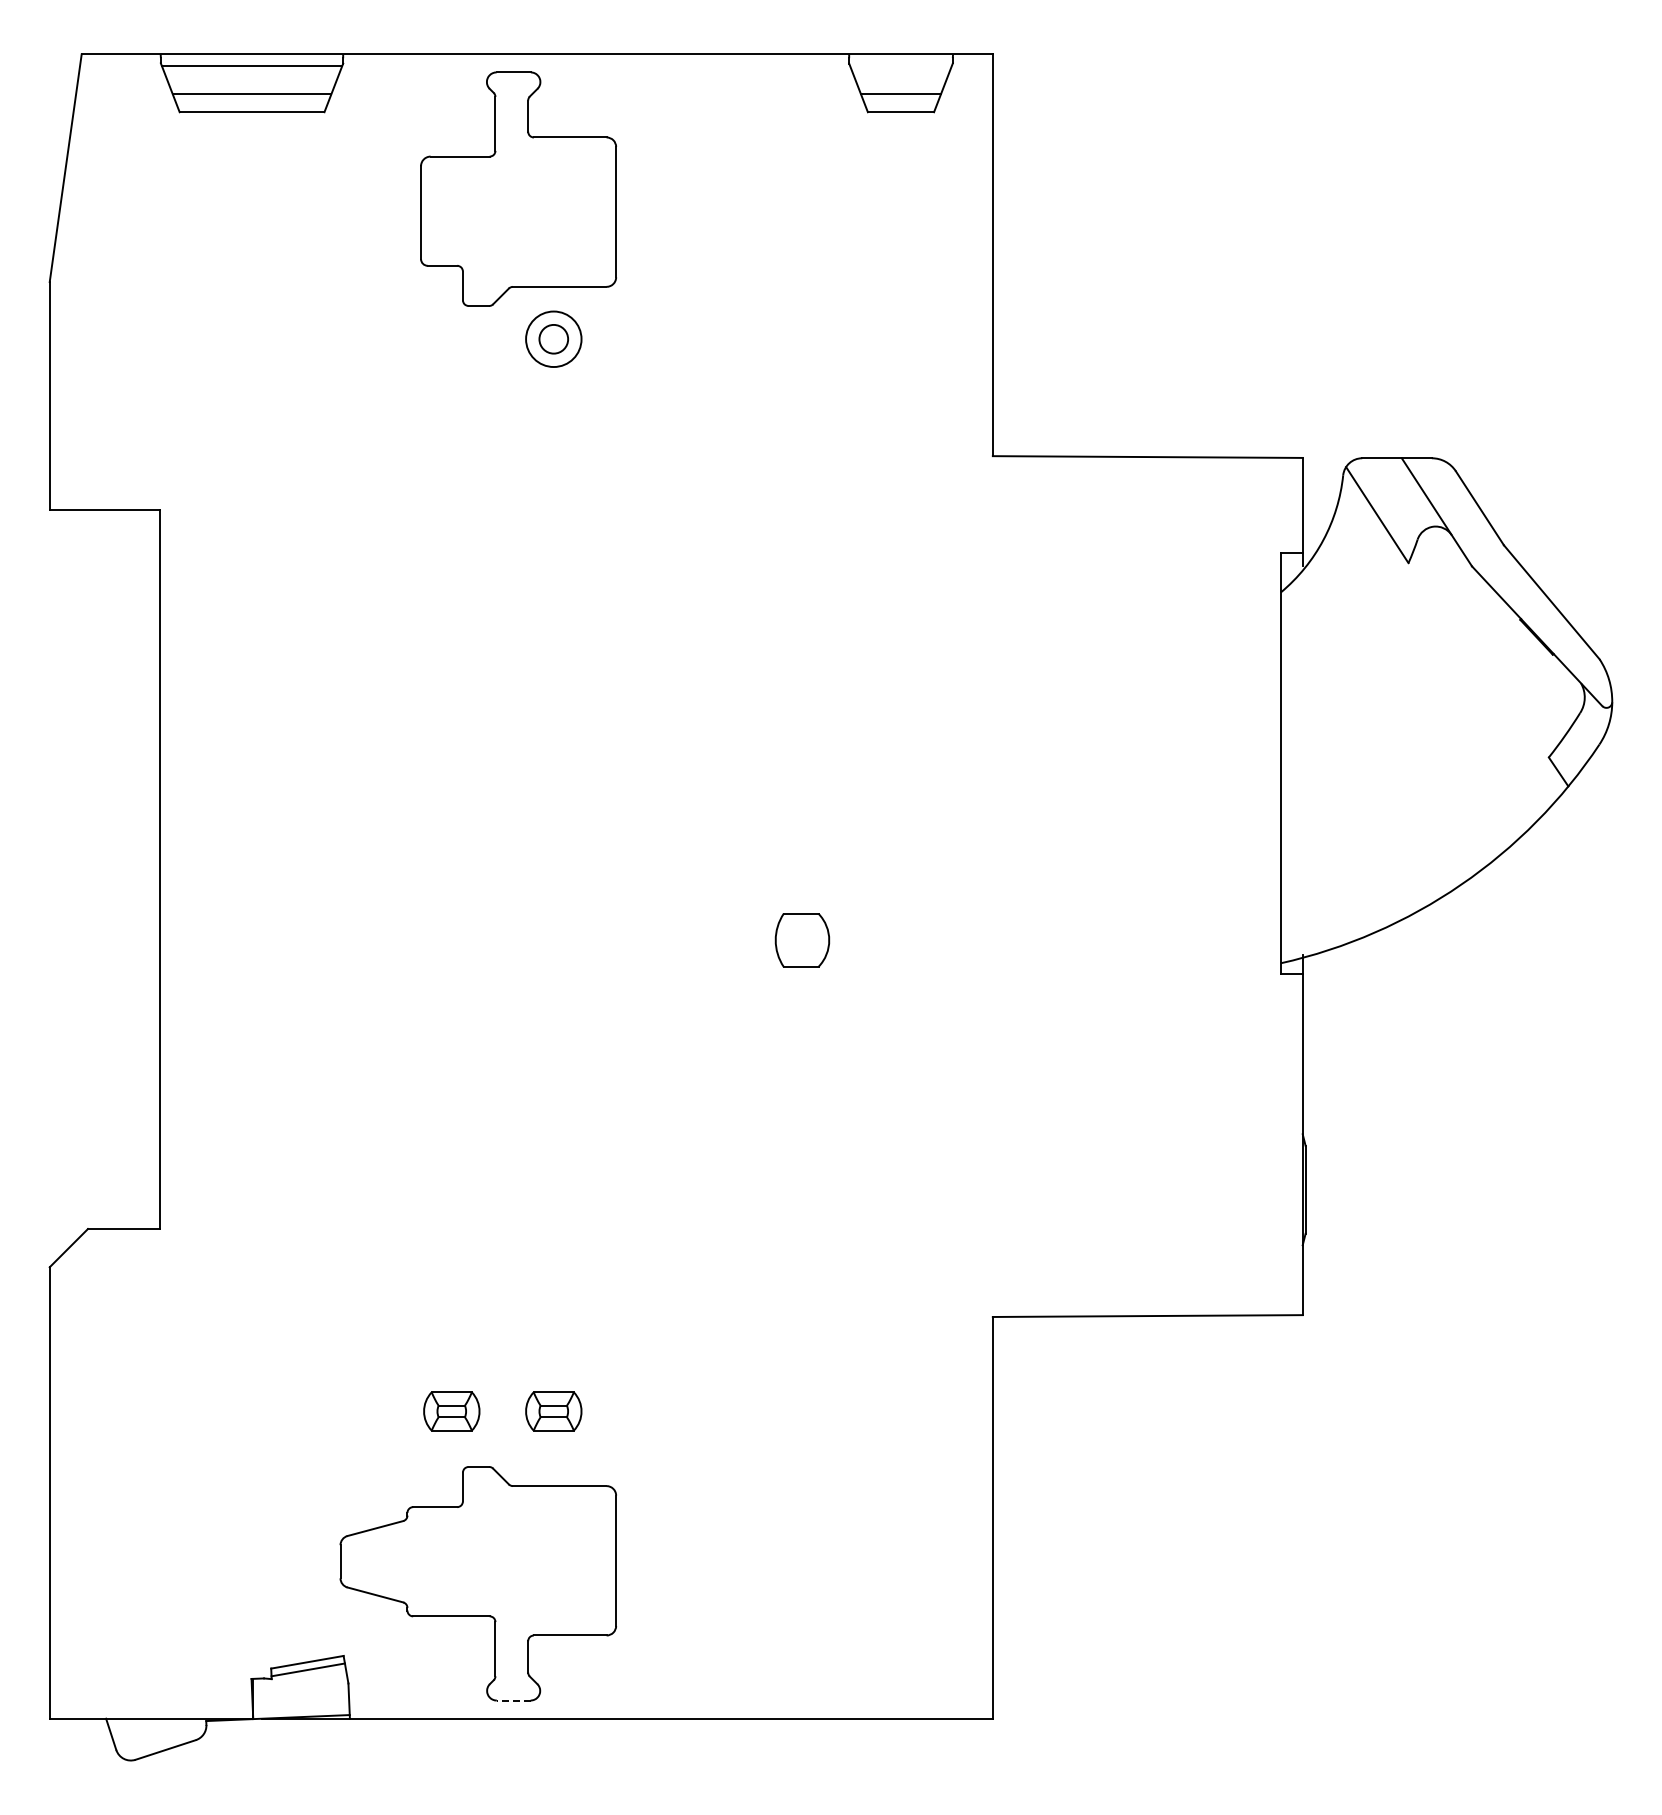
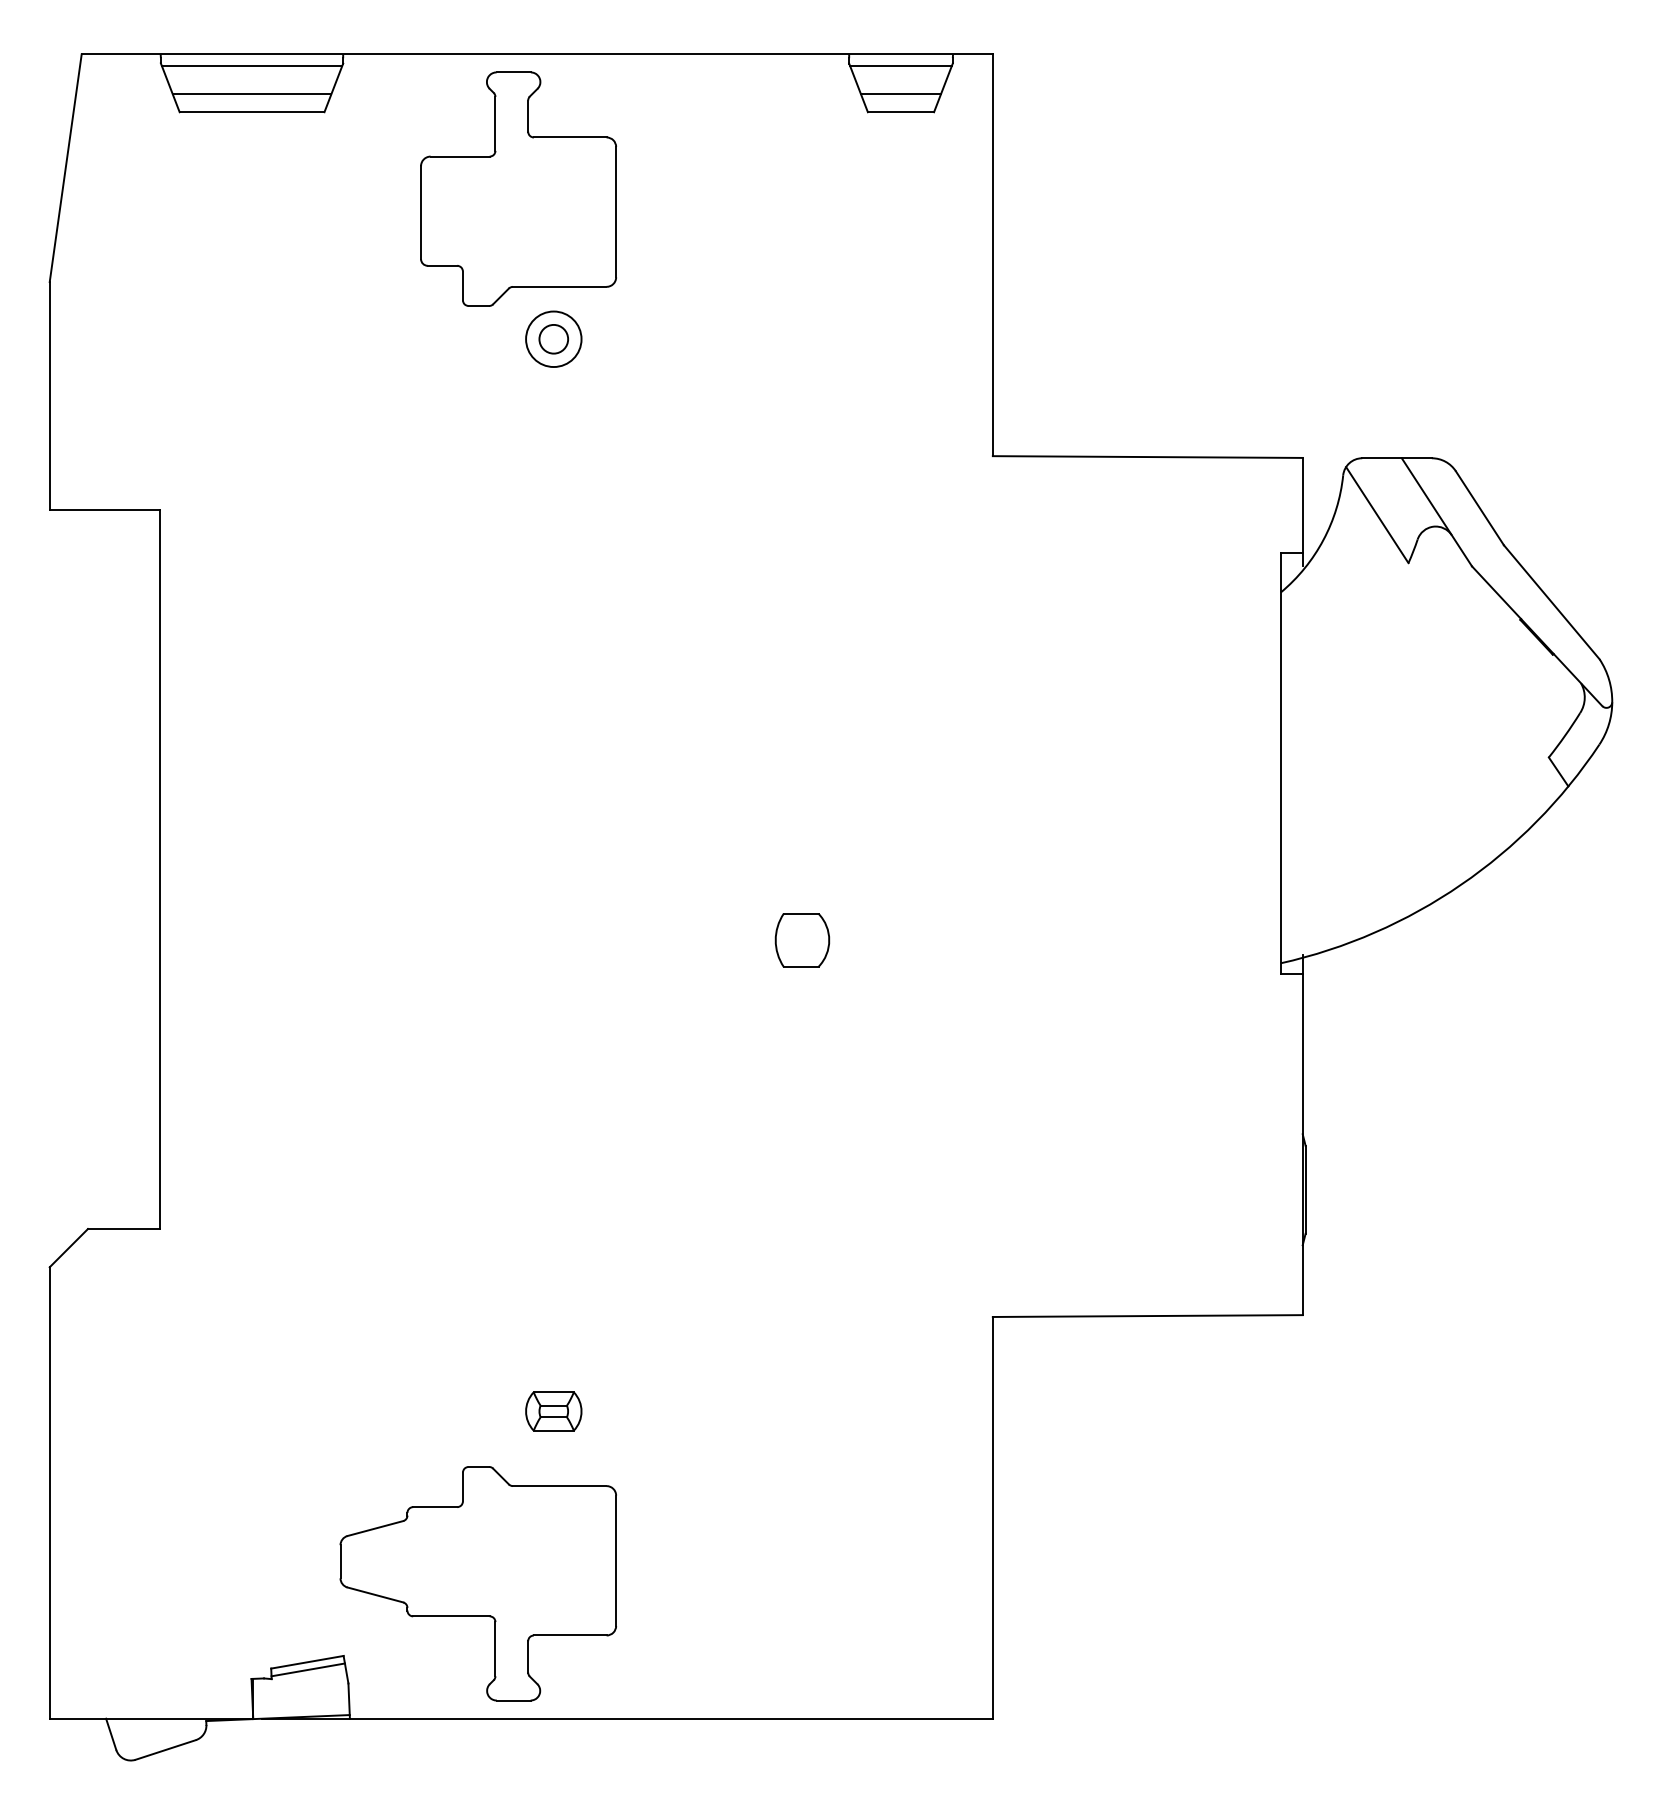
line: none -> present (900, 66)
part: present -> none (451, 1411)
line: dashed -> solid (513, 1700)
